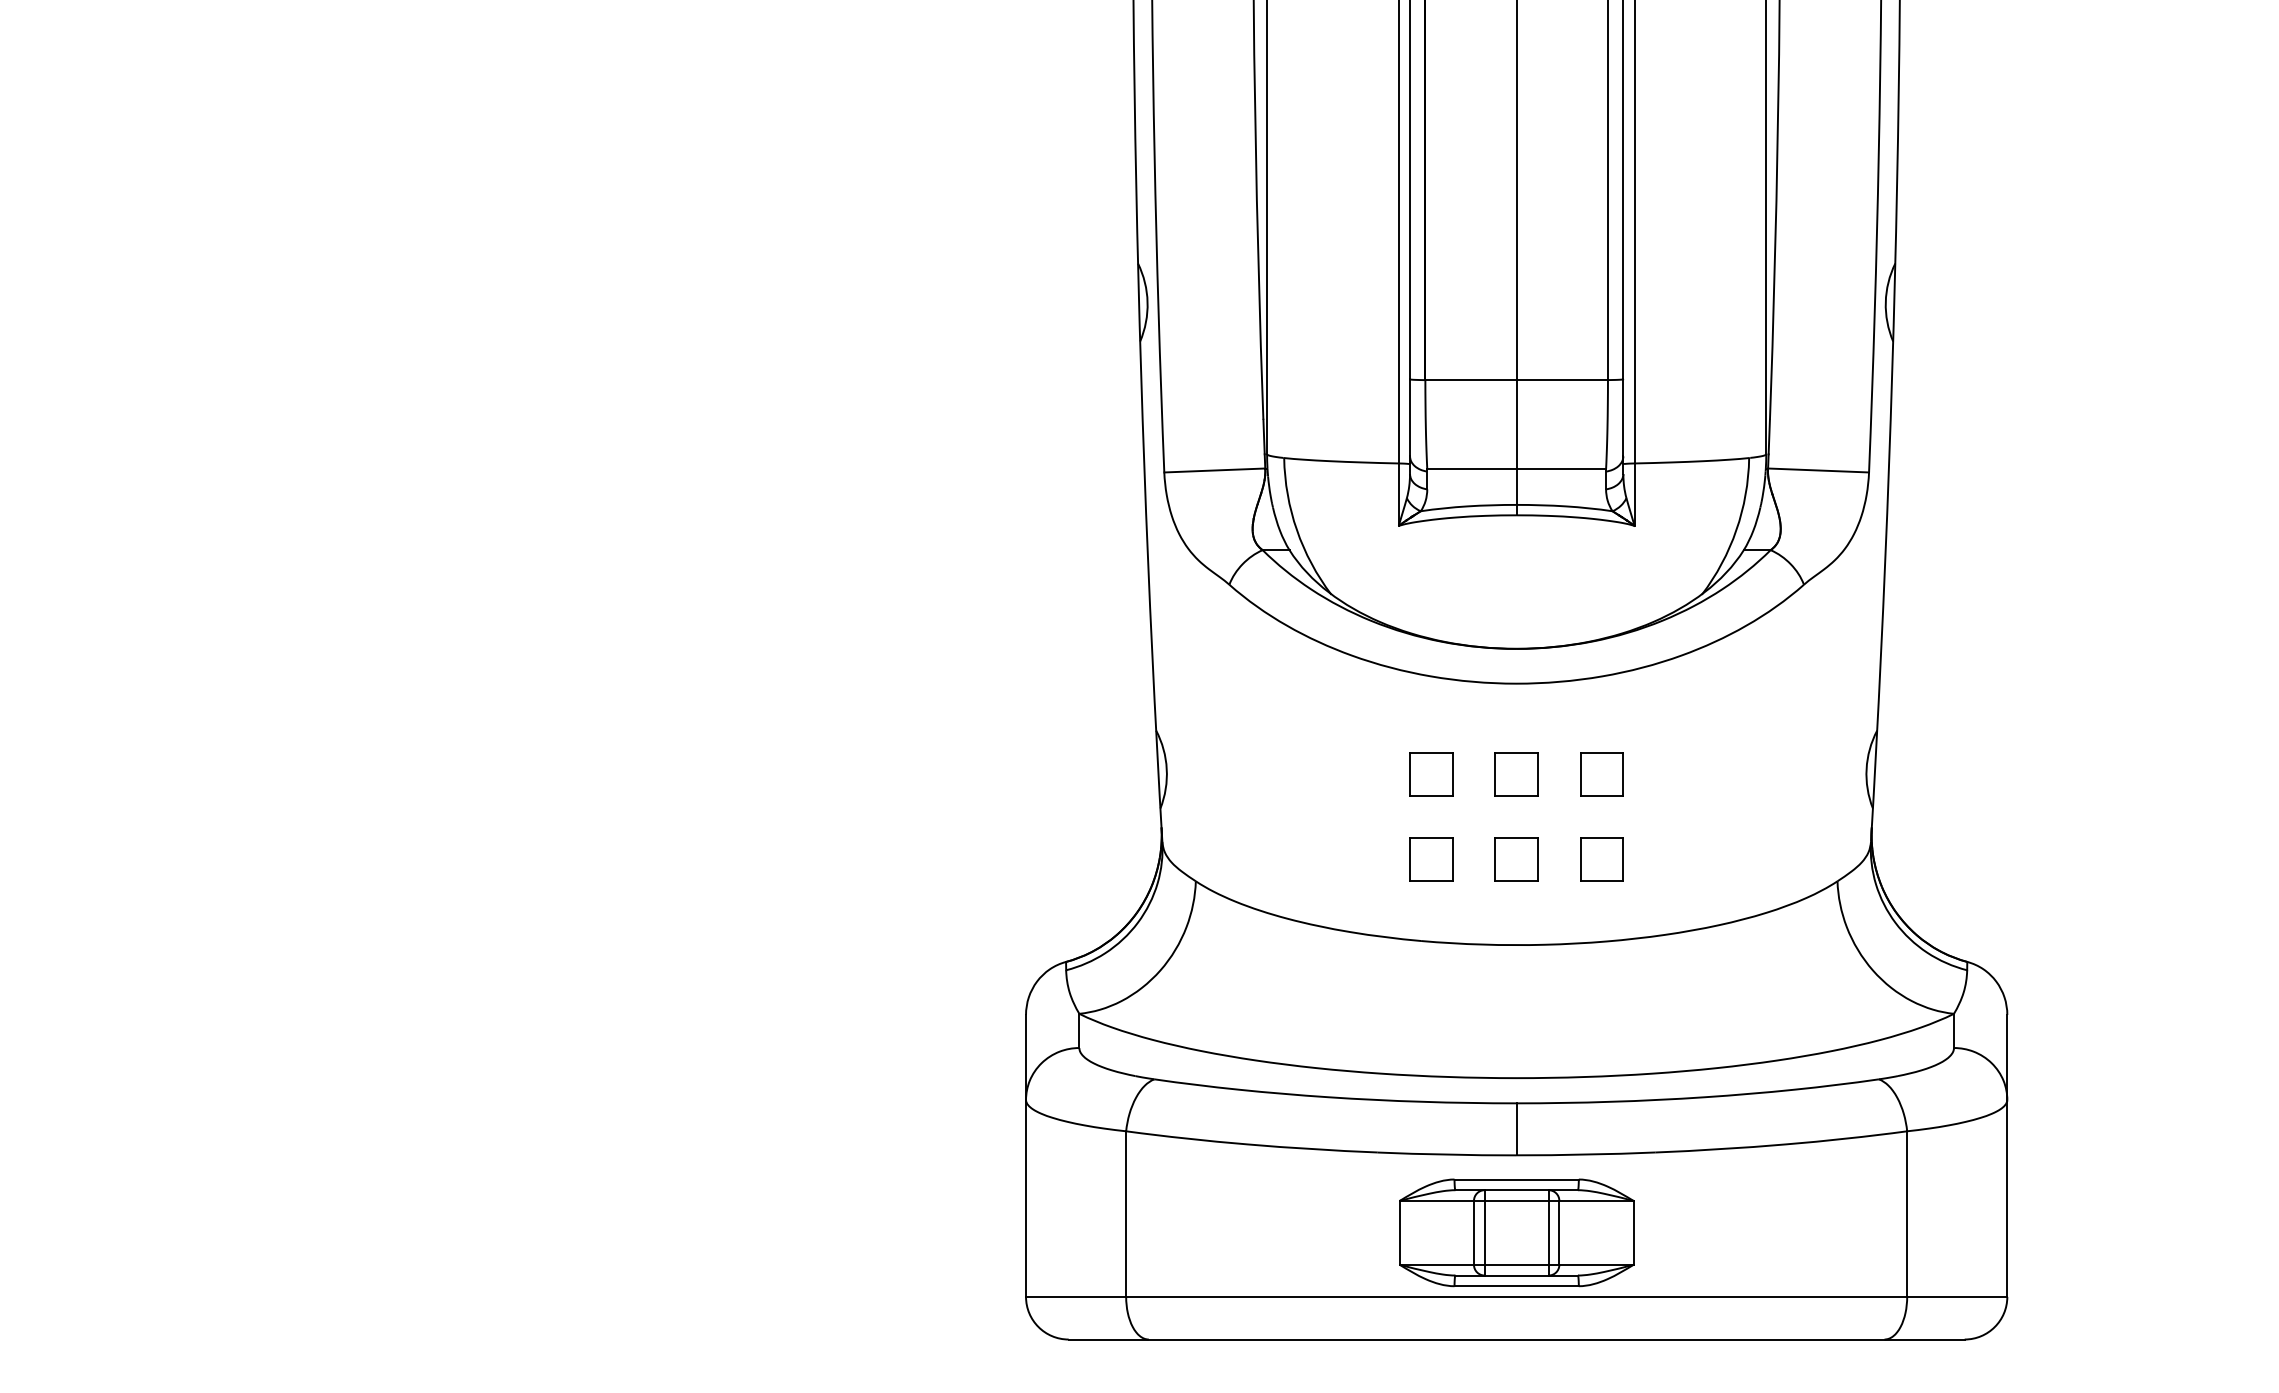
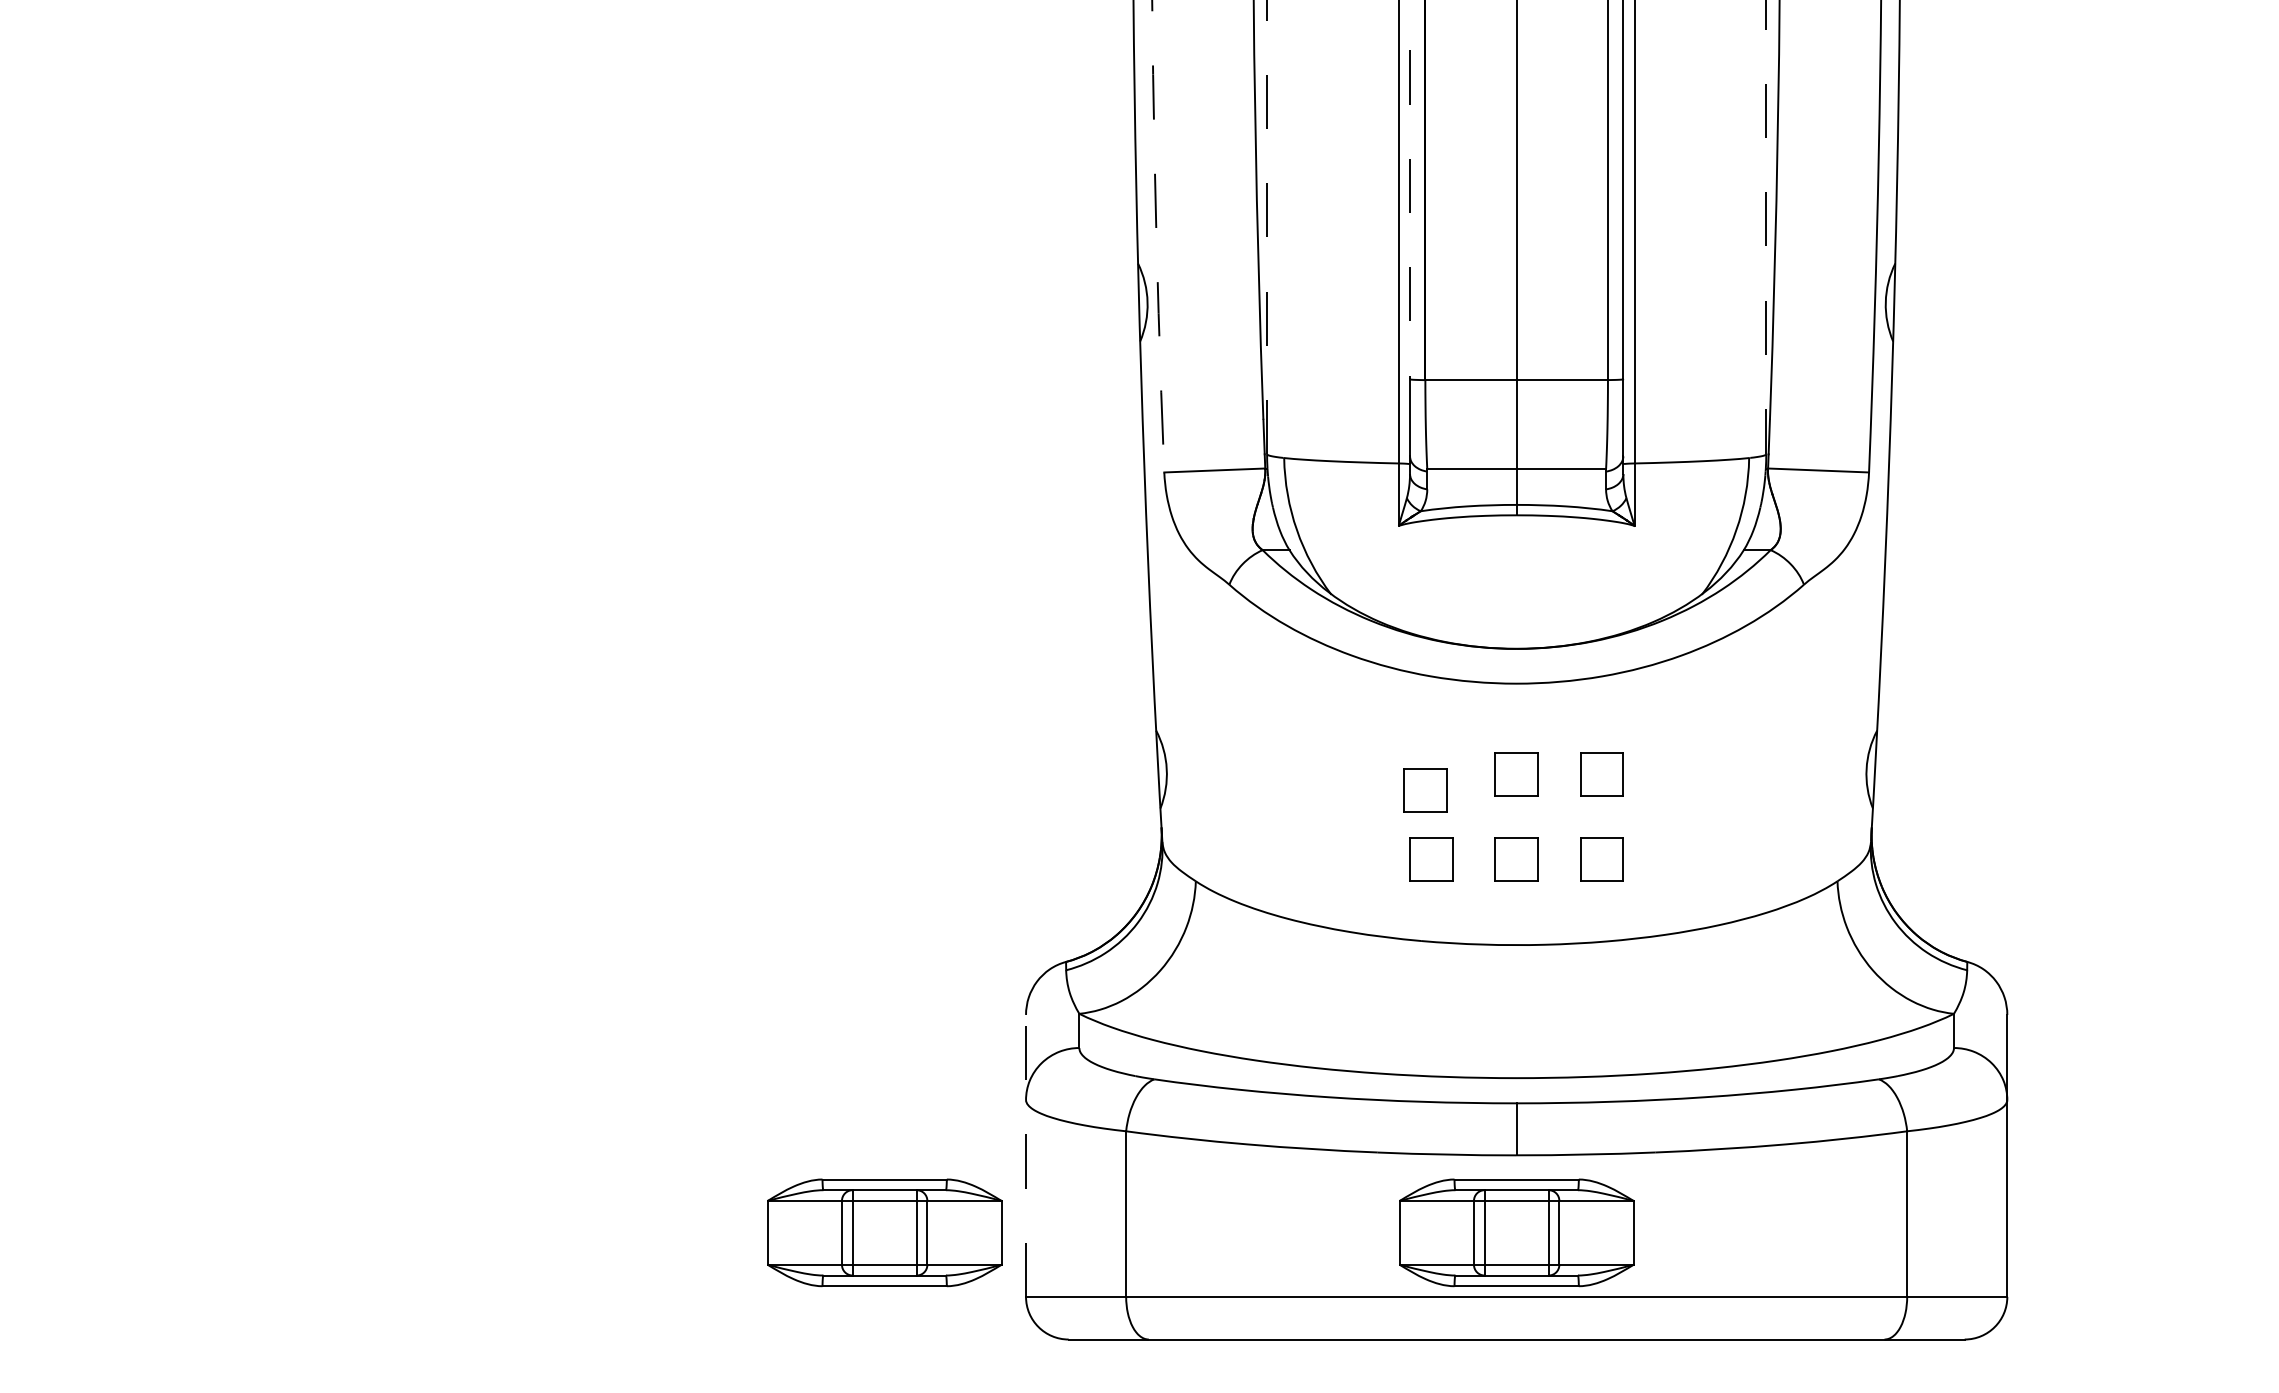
line: solid -> dashed (1410, 190)
line: solid -> dashed (1267, 227)
line: solid -> dashed (1766, 227)
arc: solid -> dashed (1156, 236)
part position: (1431, 774) -> (1425, 790) (1425, 790)
line: solid -> dashed (1026, 1155)
part: none -> present (884, 1232)
